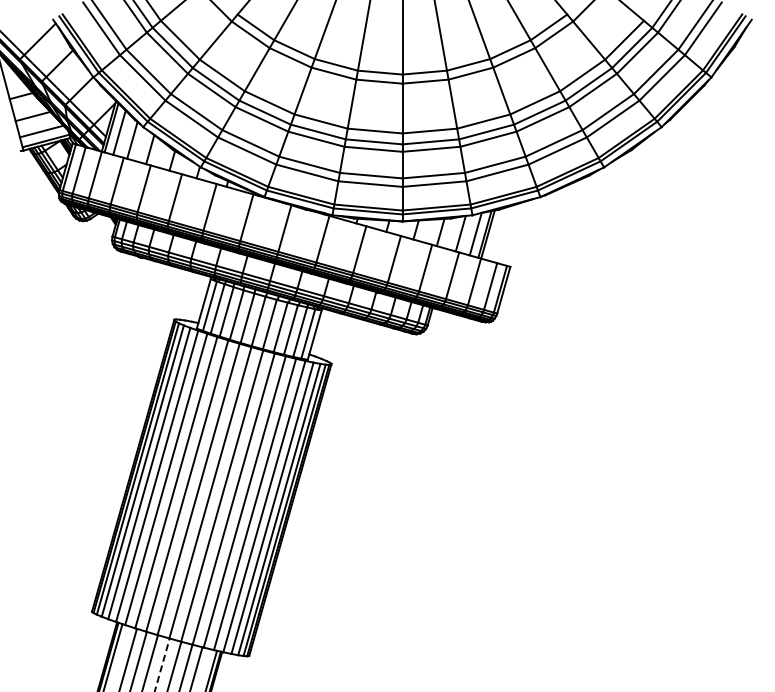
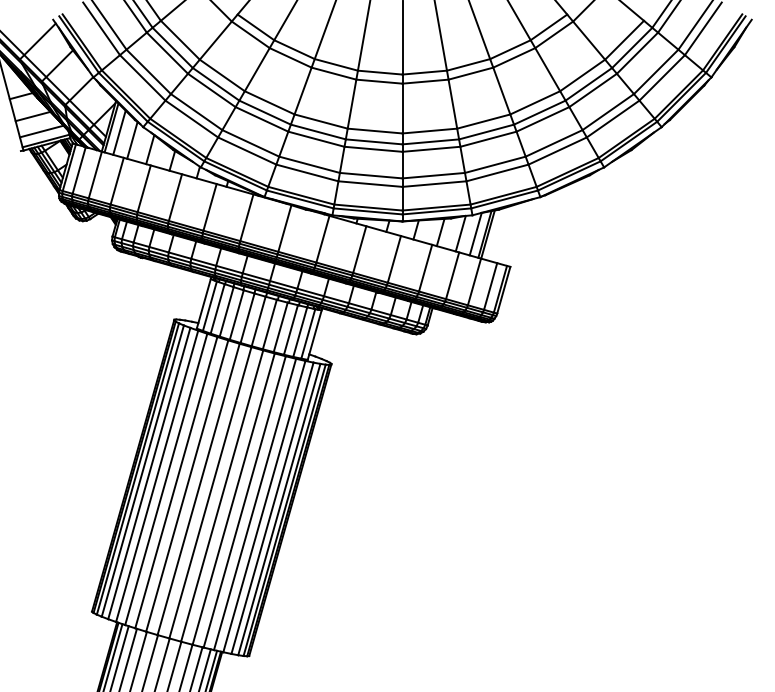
line: none -> present (119, 657)
line: dashed -> solid (162, 664)
line: none -> present (204, 668)
